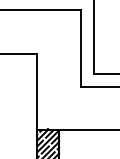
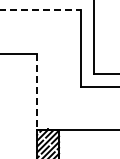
line: solid -> dashed (41, 10)
line: solid -> dashed (37, 92)
